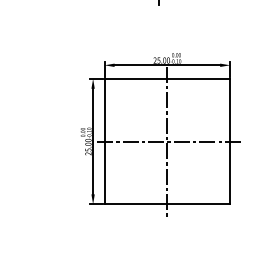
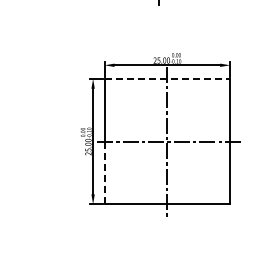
line: solid -> dashed (167, 78)
line: solid -> dashed (104, 172)
